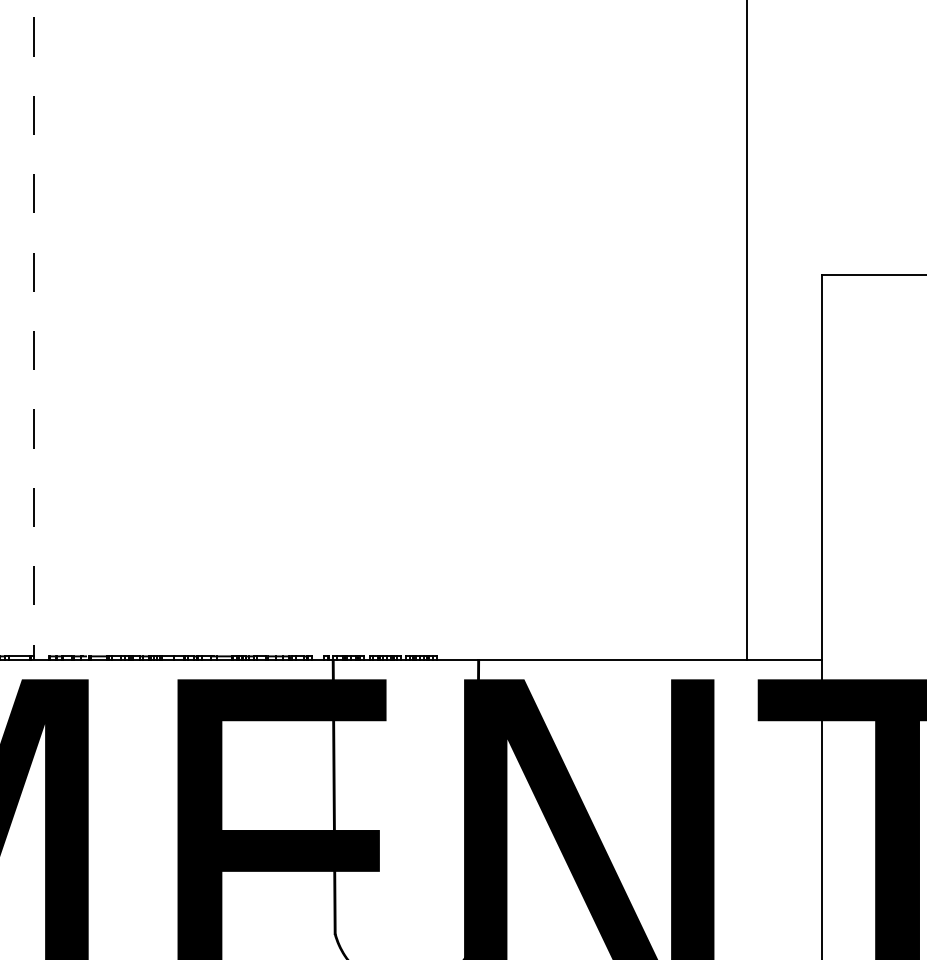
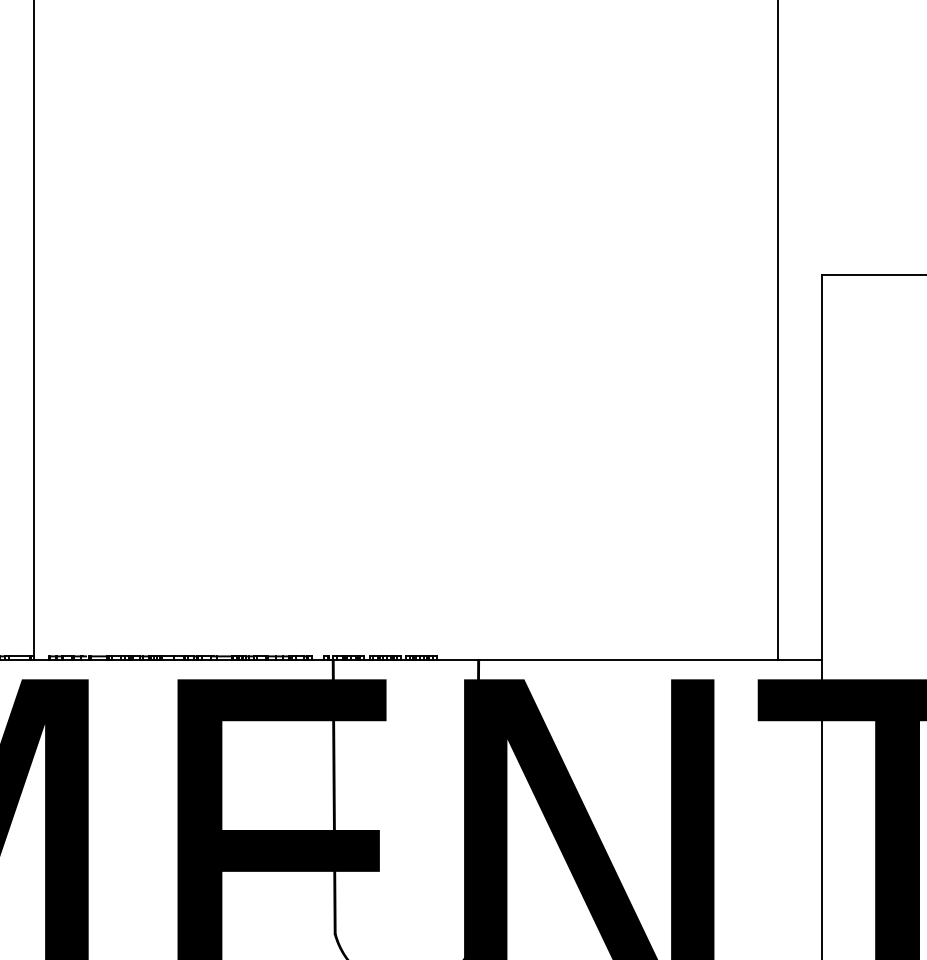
line: dashed -> solid (33, 330)
line position: (747, 331) -> (778, 331) (778, 331)
